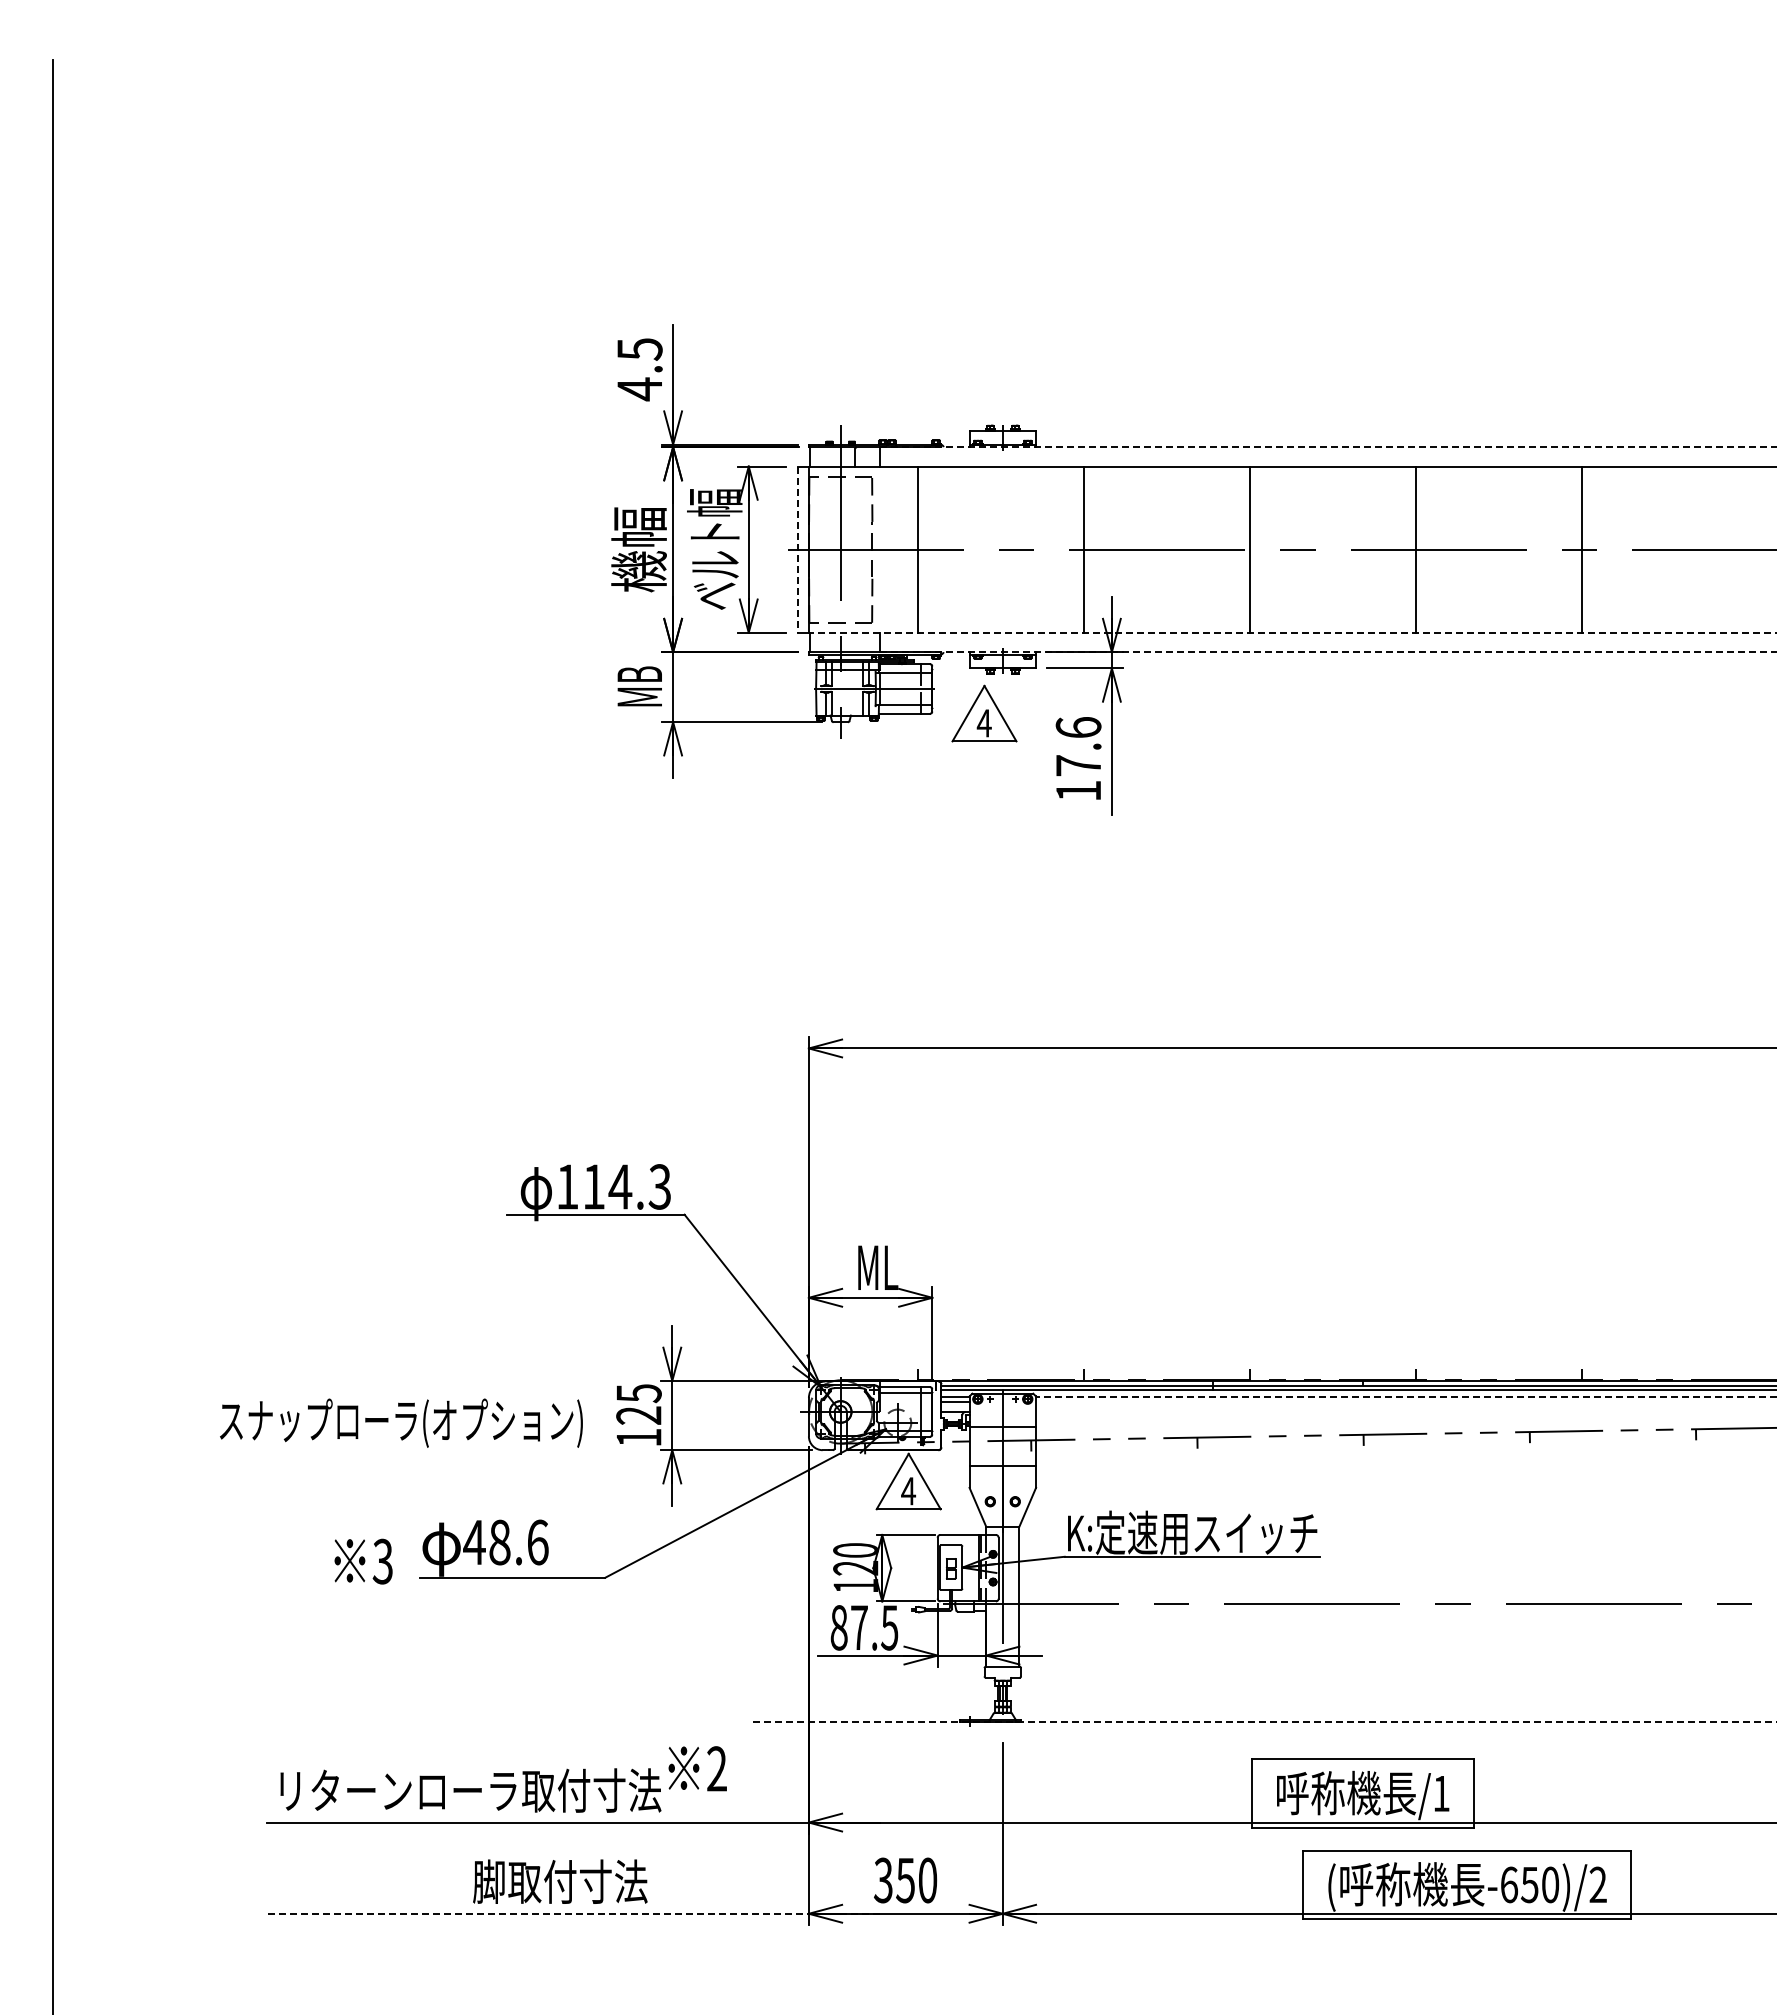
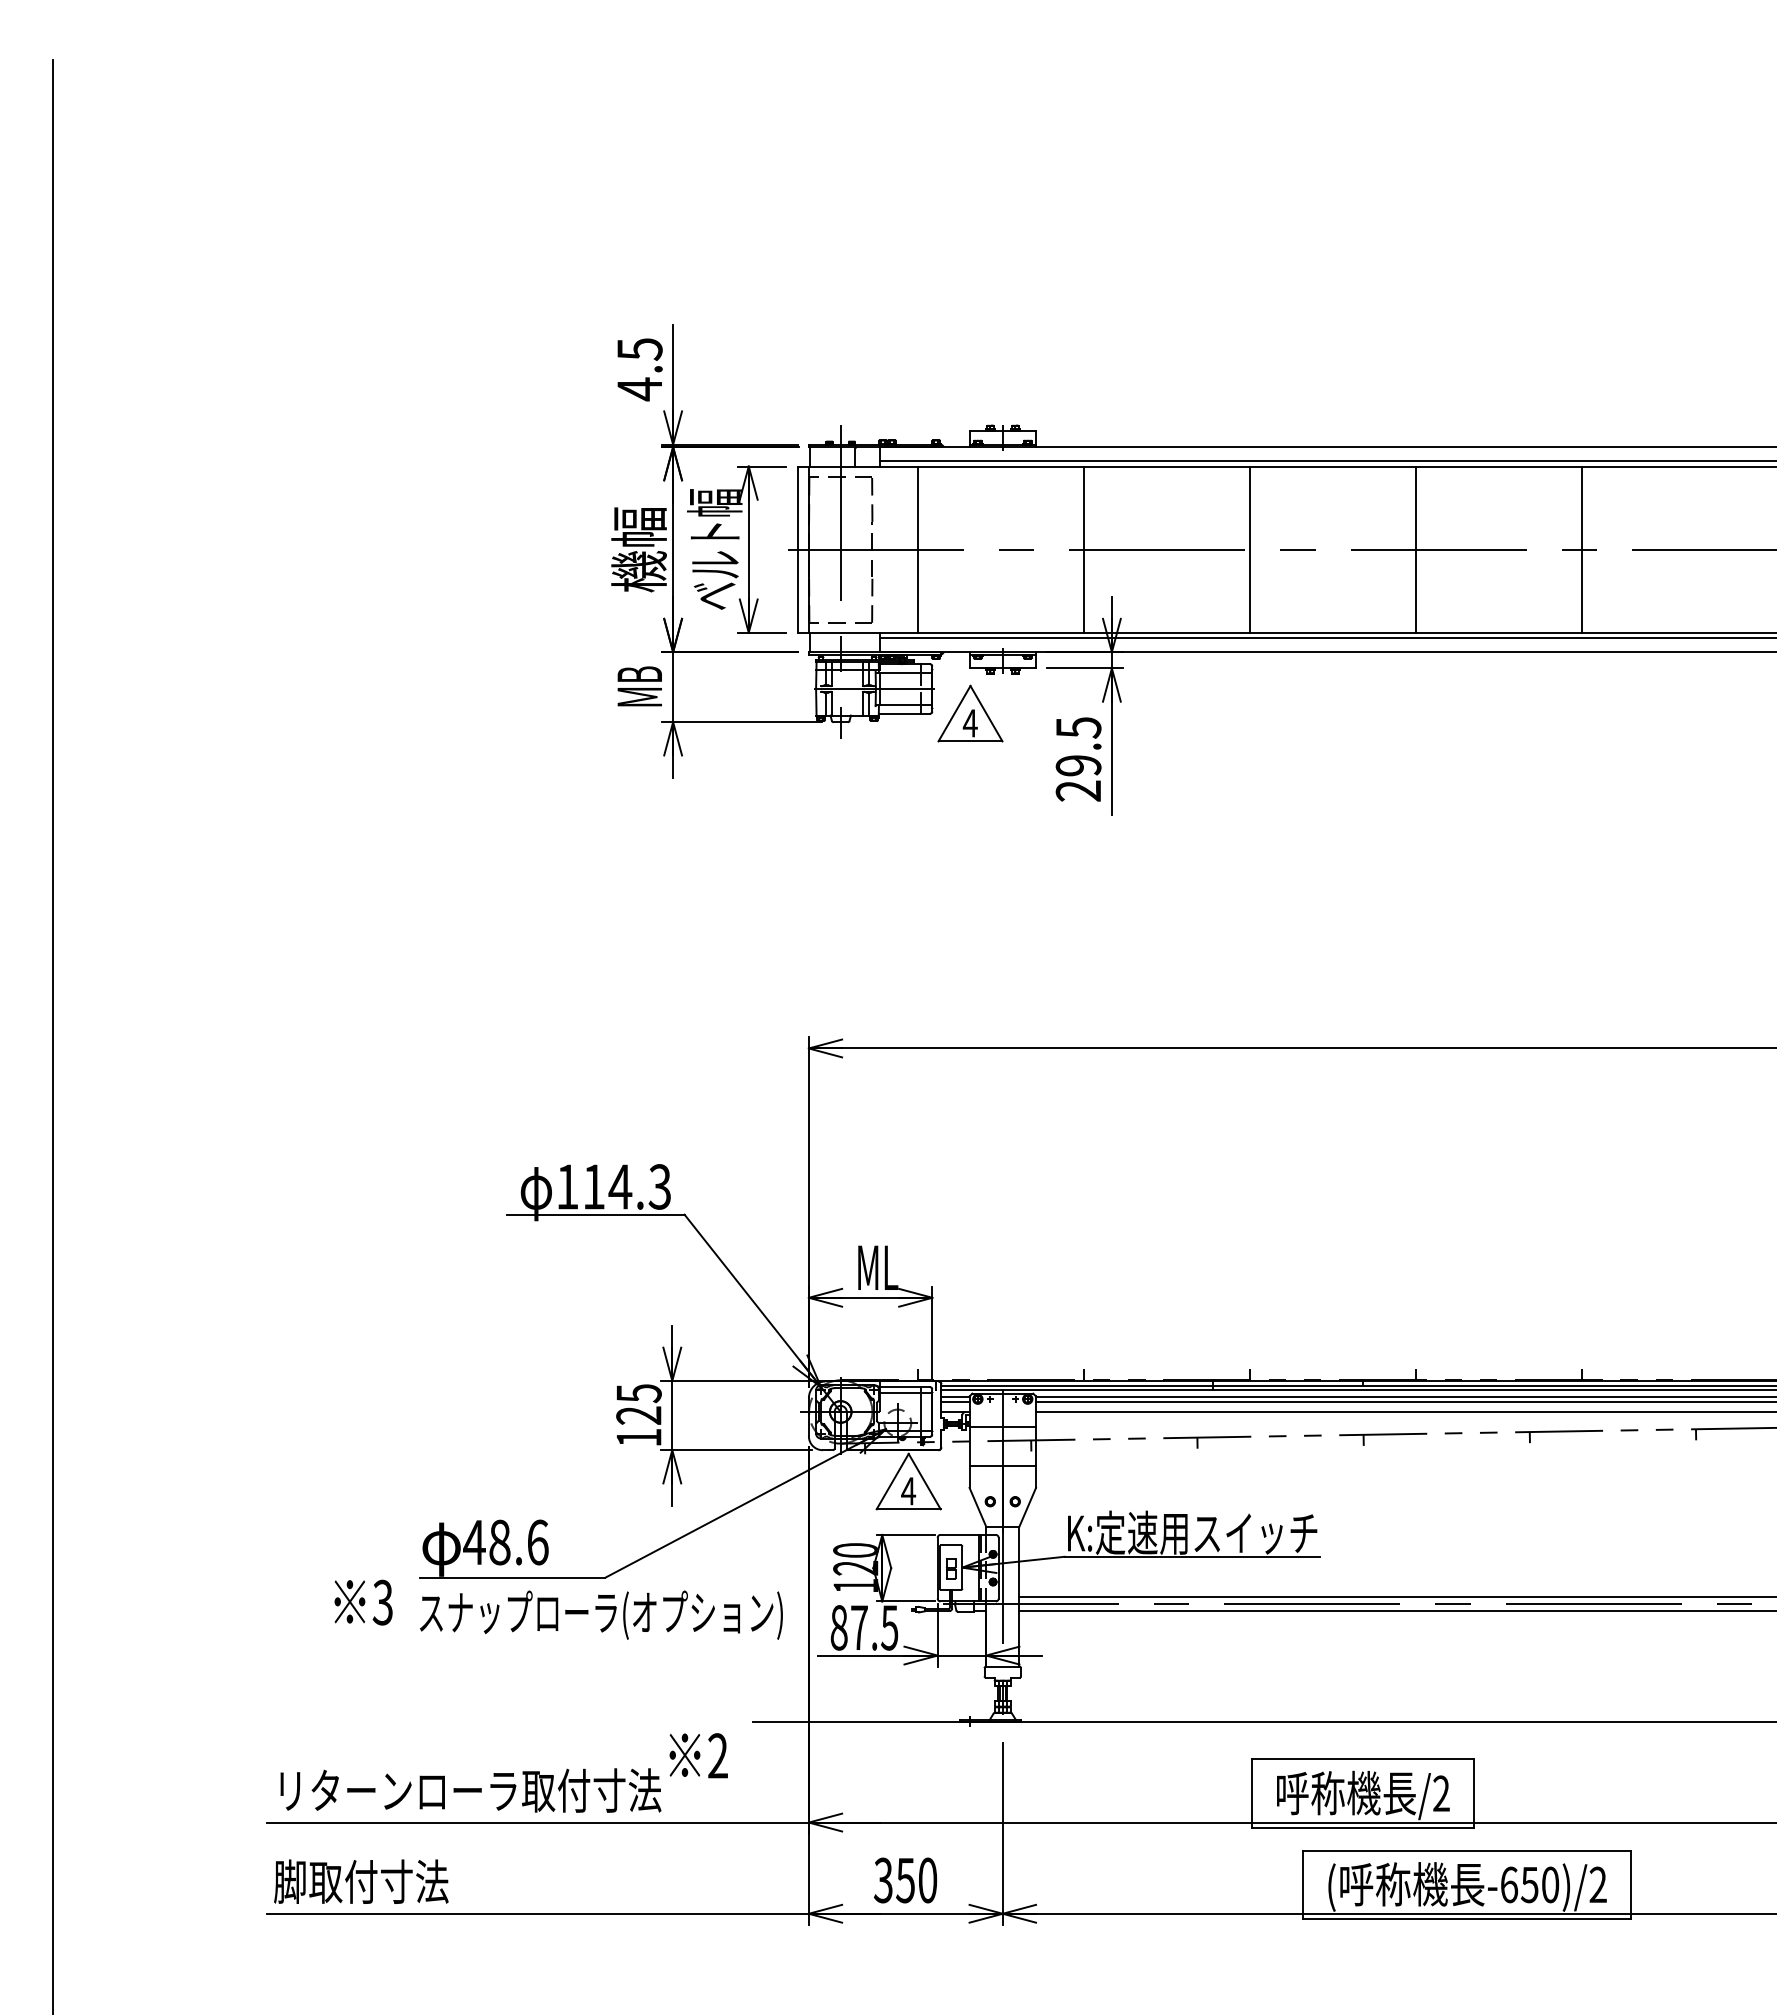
line: dashed -> solid (1328, 447)
line: none -> present (1326, 460)
line: dashed -> solid (797, 550)
line: dashed -> solid (1292, 632)
line: none -> present (1326, 638)
line: dashed -> solid (1328, 652)
part position: (984, 713) -> (970, 713) (970, 713)
text: 17.6 -> 29.5 (1078, 759)
line: dashed -> solid (1405, 1396)
line: none -> present (1404, 1401)
line: none -> present (1404, 1411)
text position: (401, 1422) -> (601, 1614) (601, 1614)
text position: (363, 1561) -> (363, 1602) (363, 1602)
line: none -> present (1396, 1597)
line: none -> present (1396, 1611)
line: dashed -> solid (1264, 1722)
text position: (697, 1768) -> (698, 1755) (698, 1755)
text: /1 -> /2 (1441, 1793)
text position: (560, 1881) -> (361, 1881) (361, 1881)
line: dashed -> solid (573, 1913)
